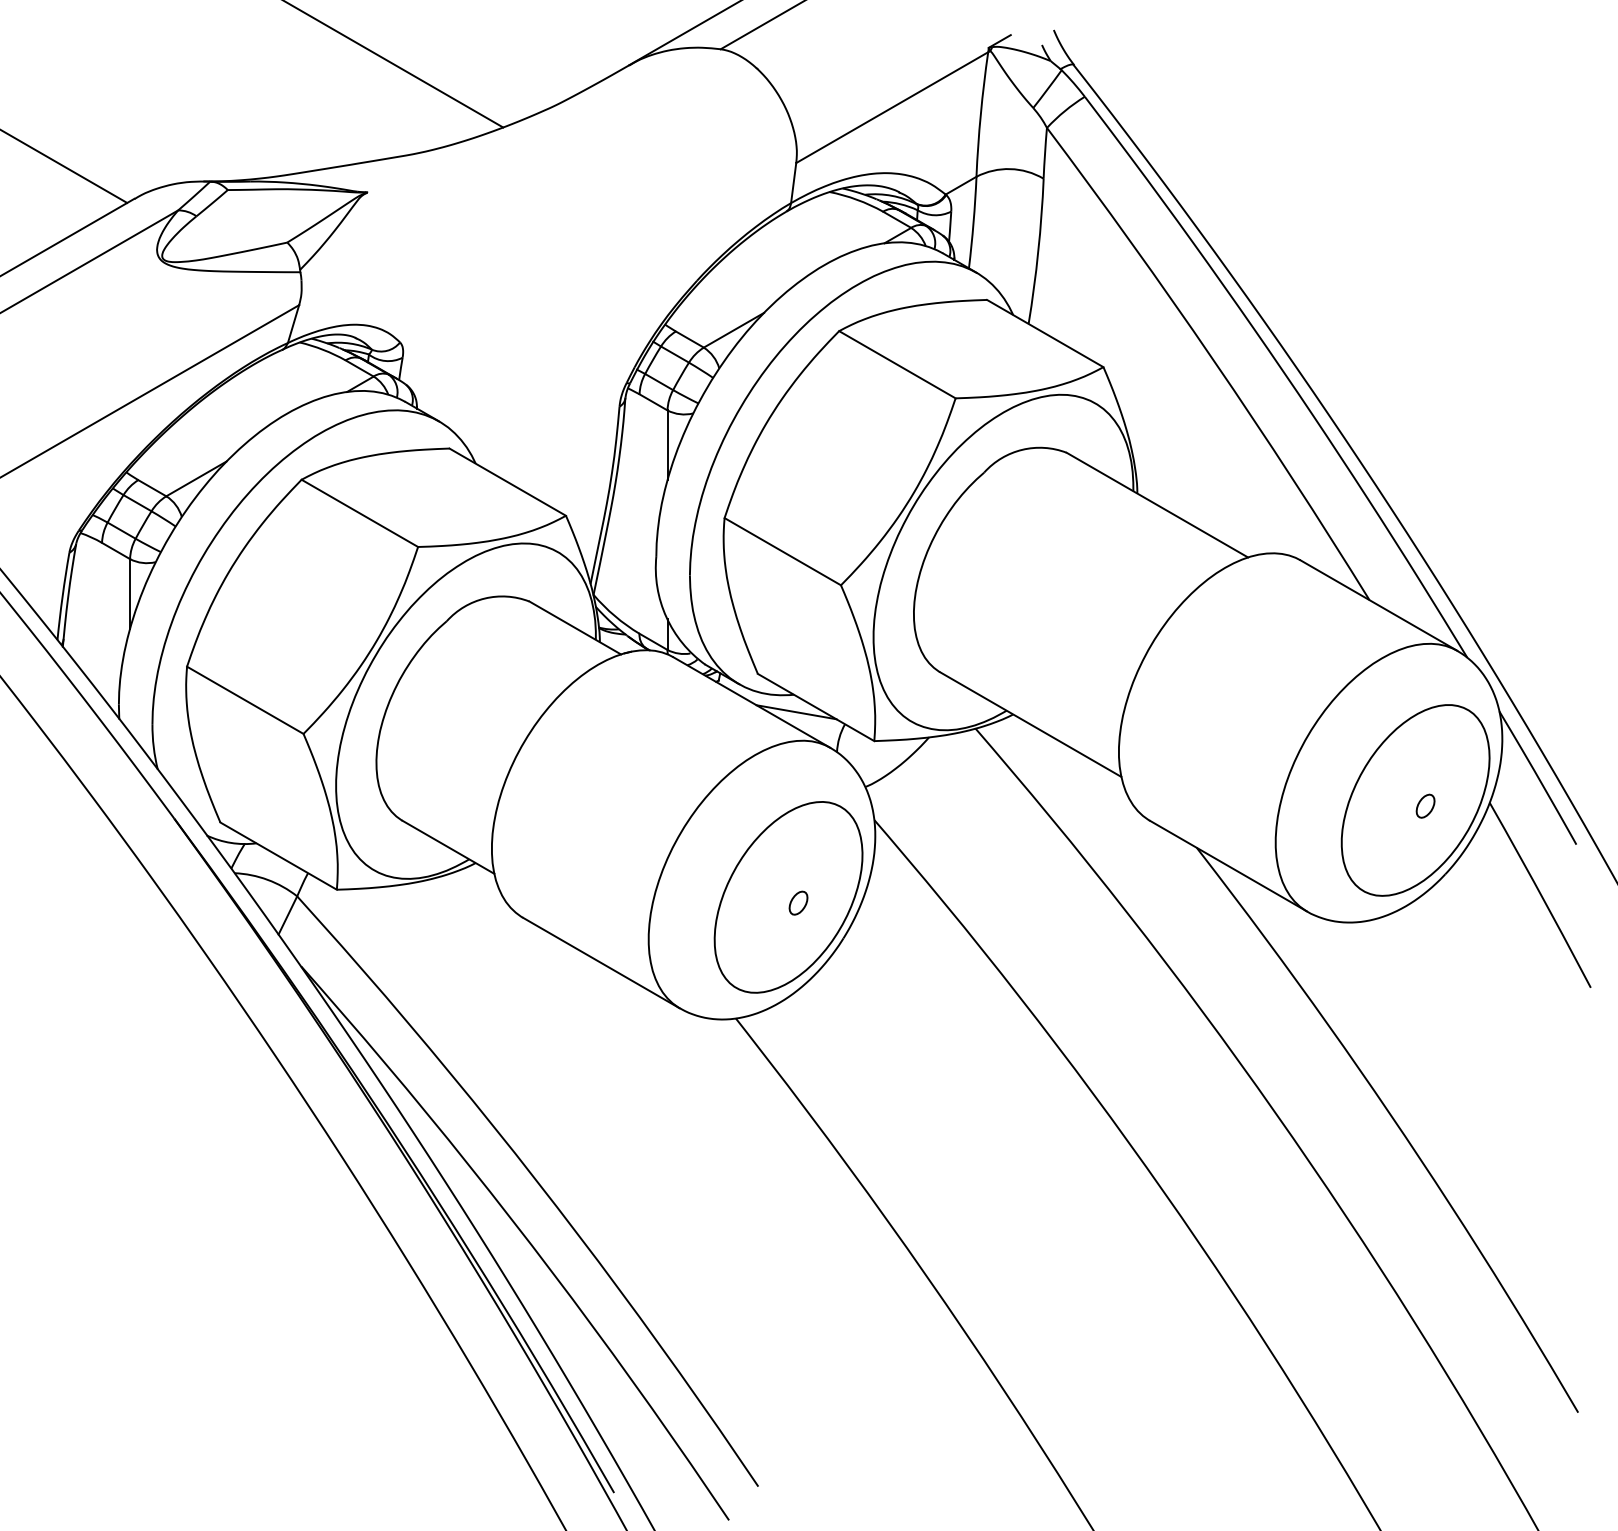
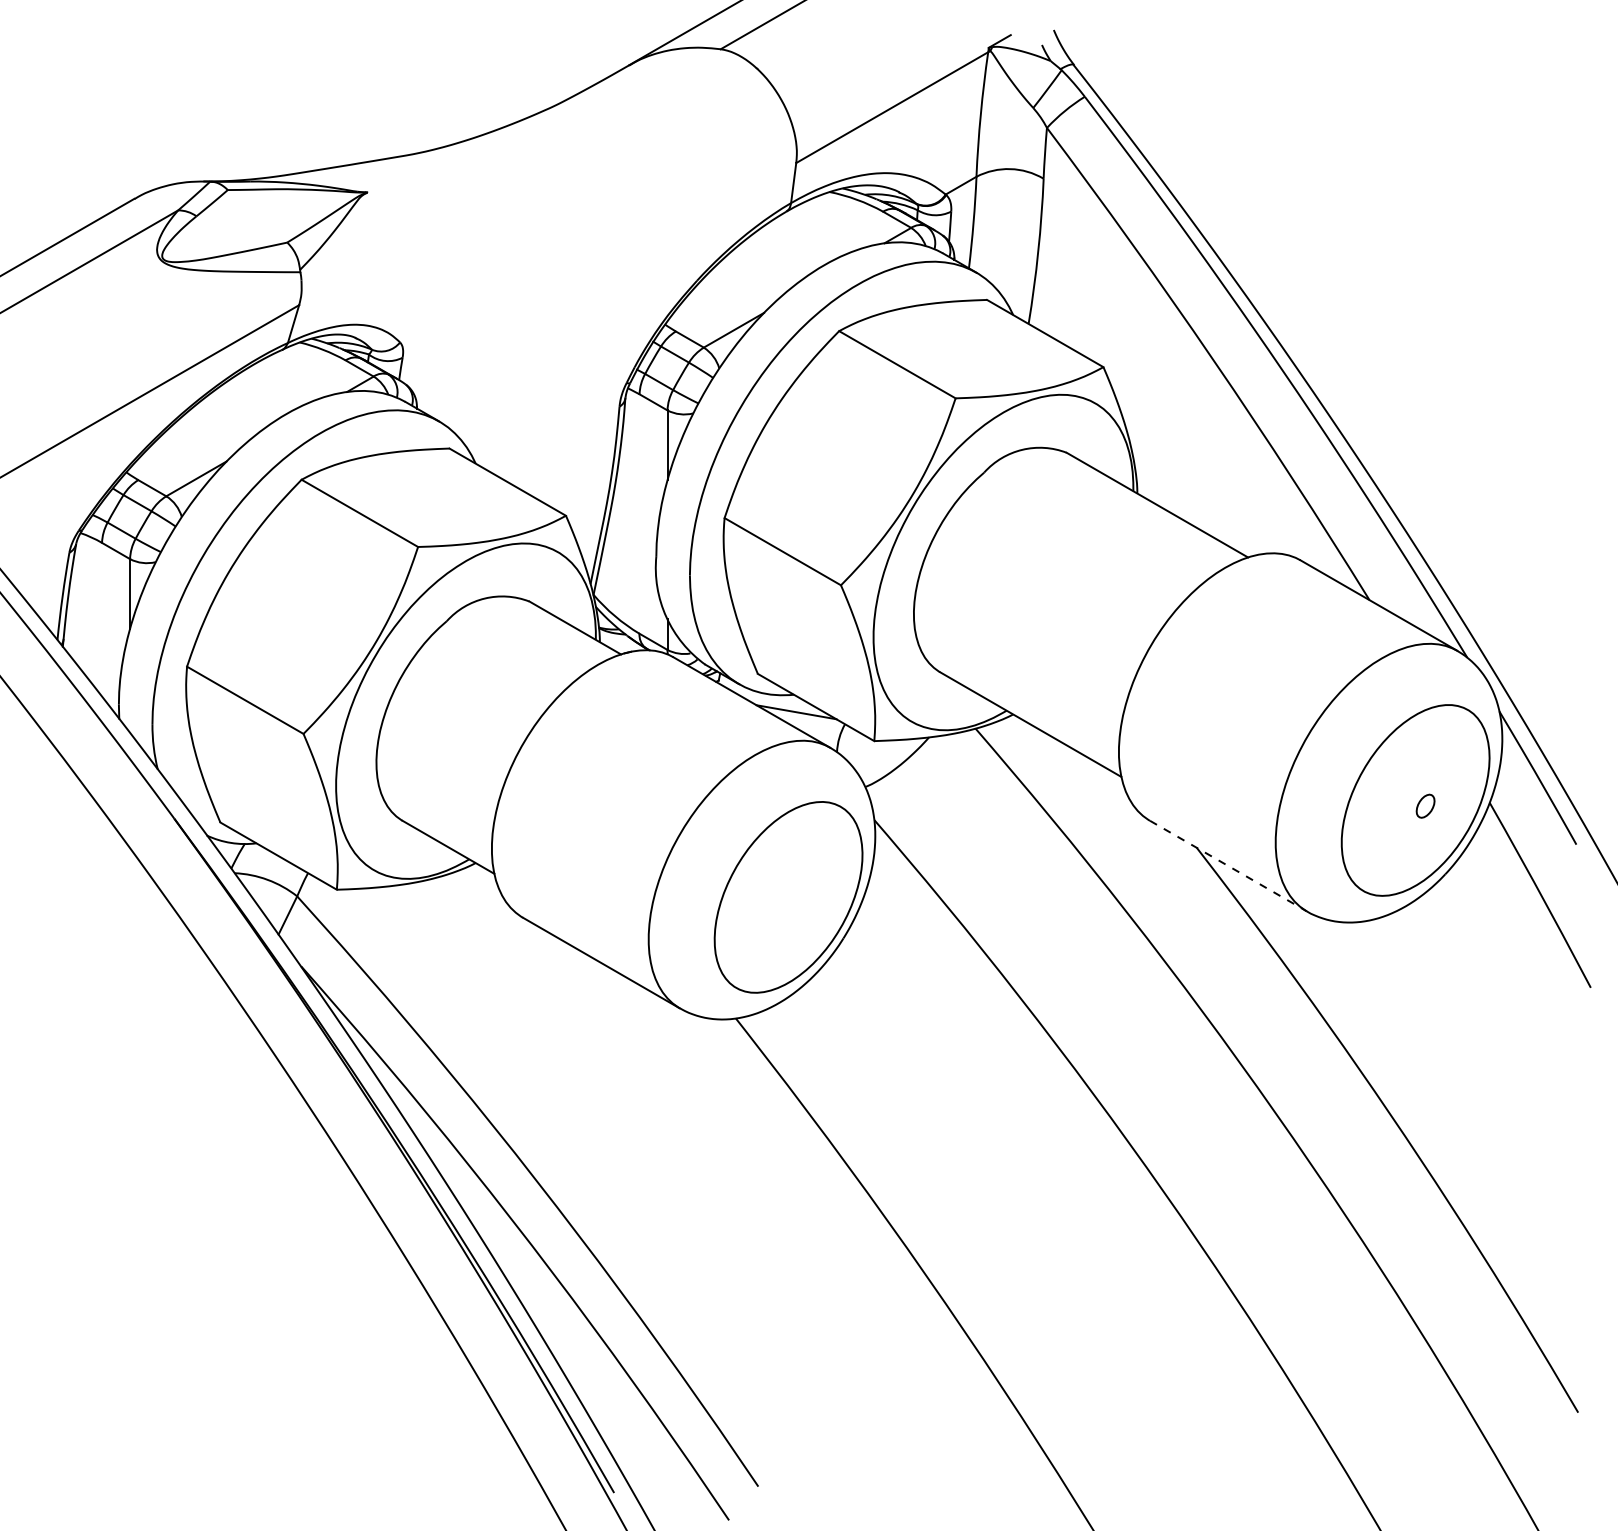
line: present -> none (394, 64)
line: present -> none (64, 166)
line: solid -> dashed (1228, 866)
part: present -> none (798, 902)
